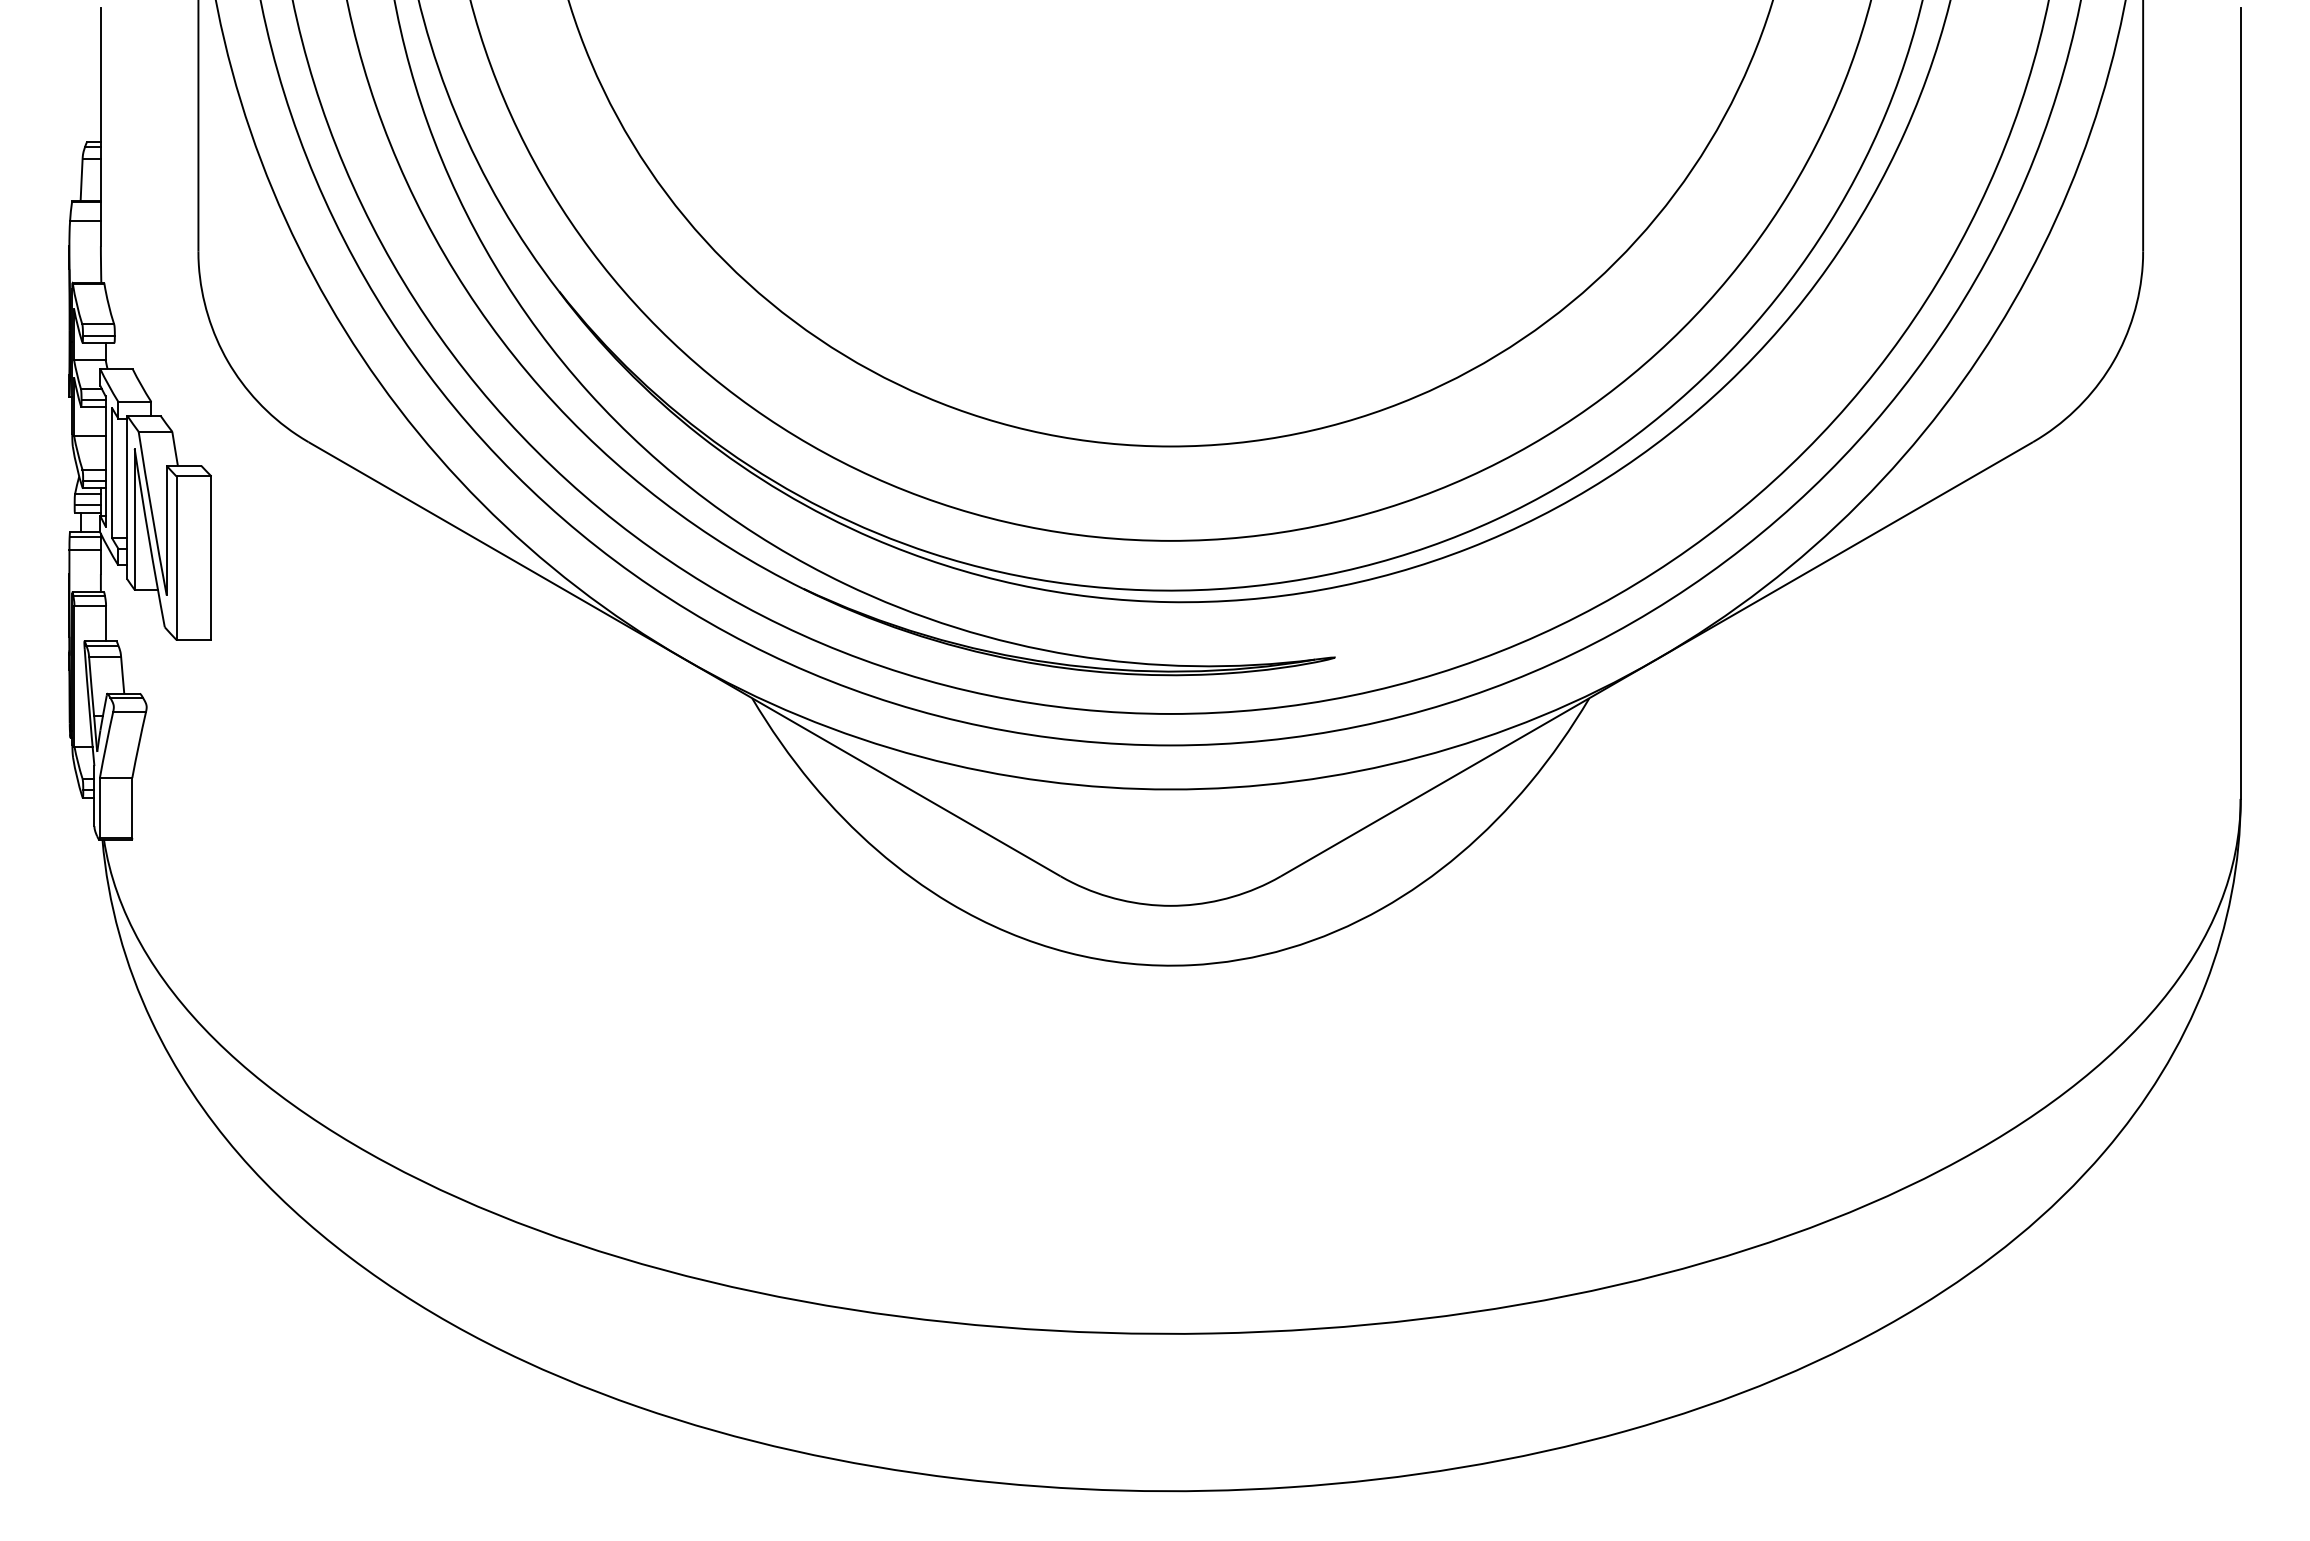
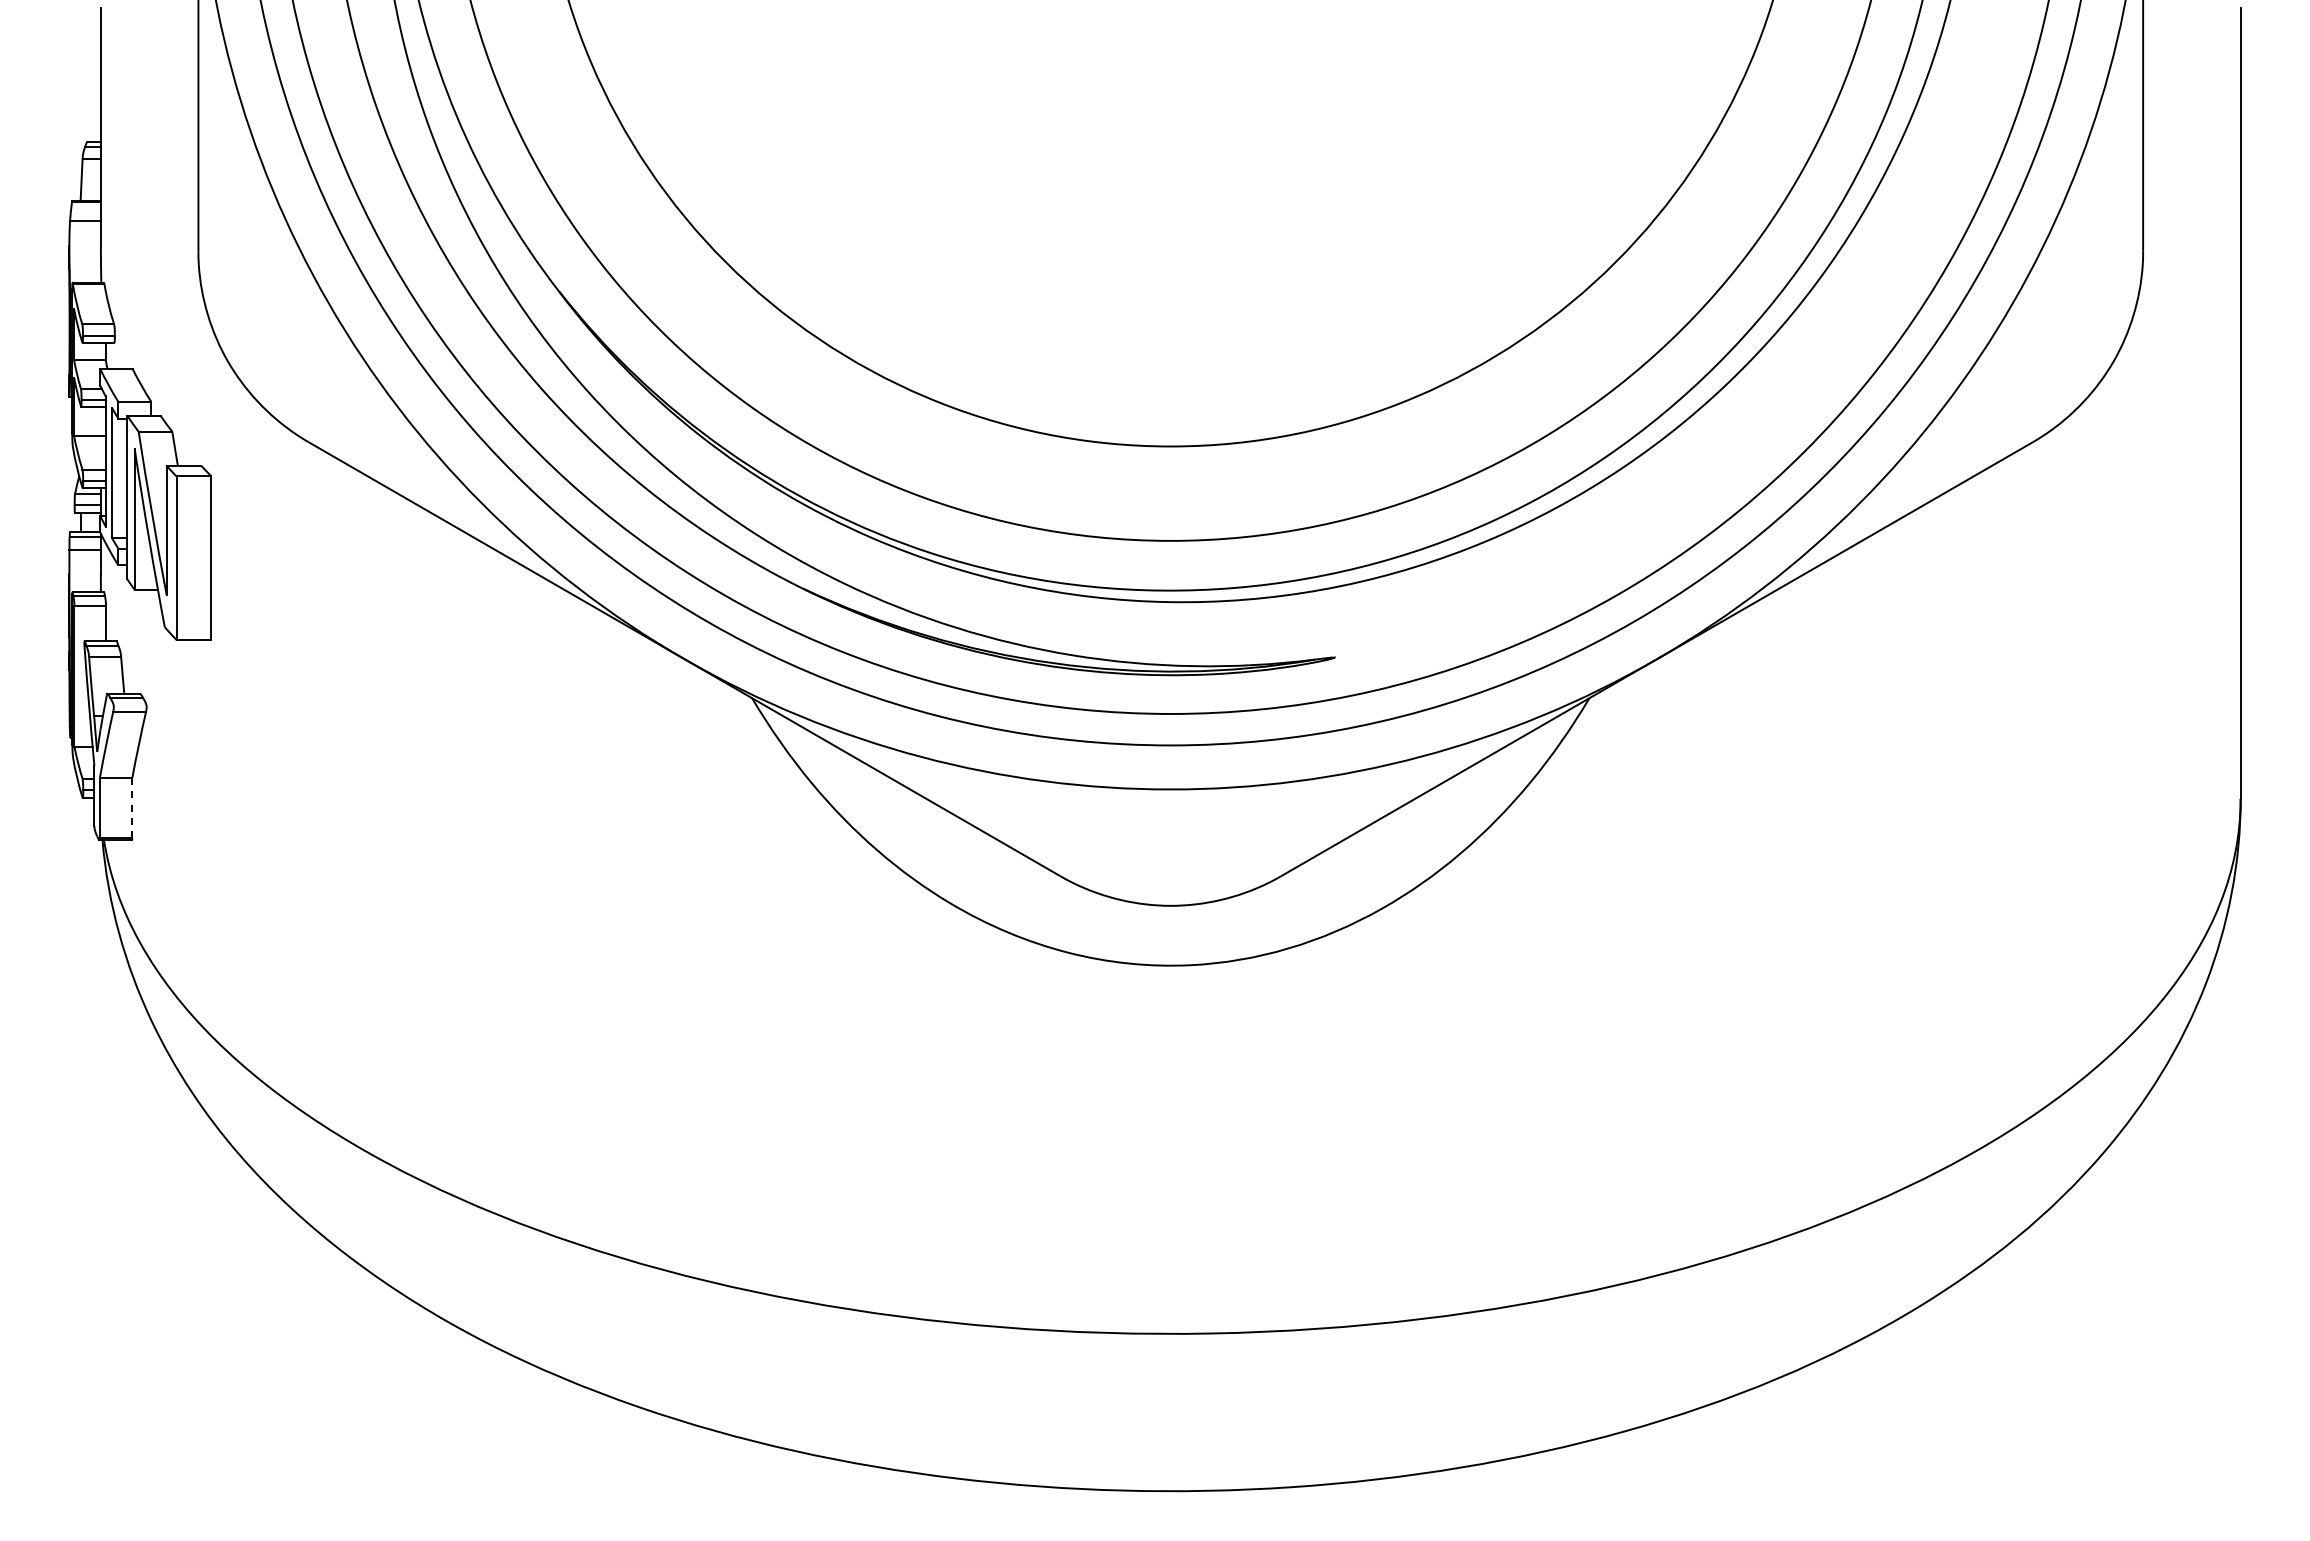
line: solid -> dashed (132, 808)
